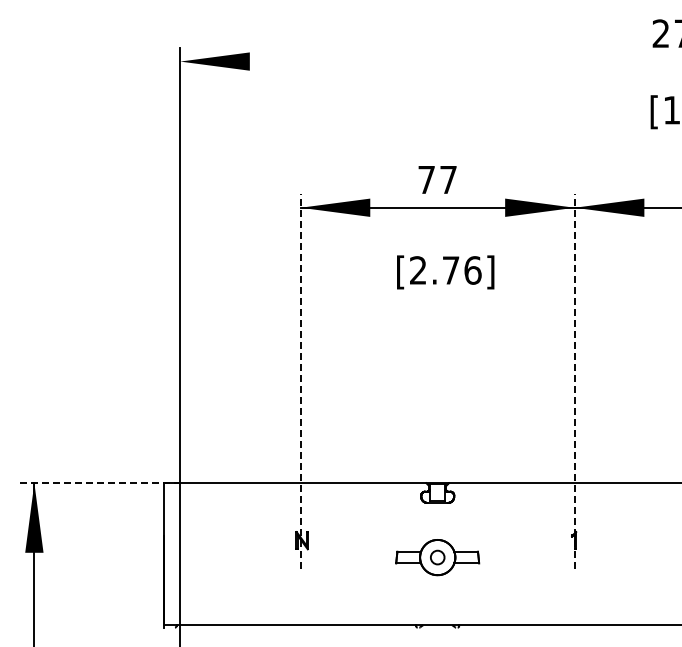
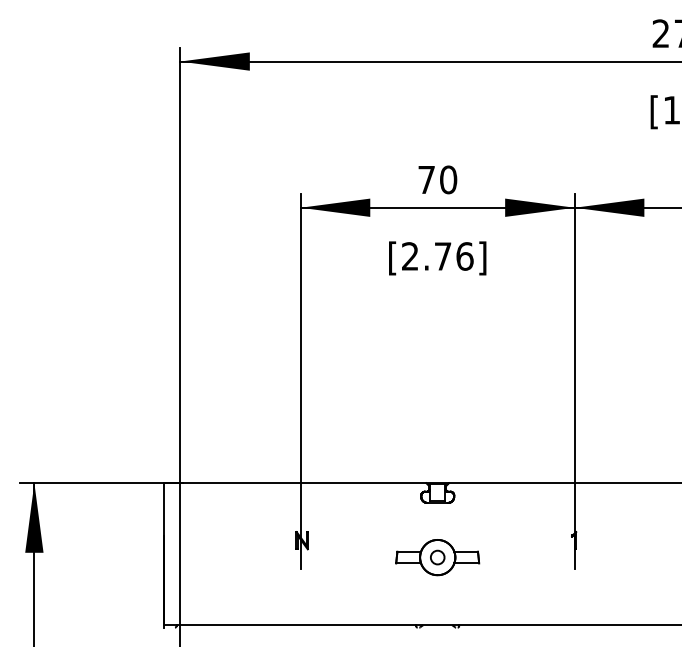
line: none -> present (429, 61)
text: 77 -> 70 (448, 179)
text position: (445, 272) -> (437, 258) (437, 258)
line: dashed -> solid (300, 381)
line: dashed -> solid (574, 381)
line: dashed -> solid (102, 483)
